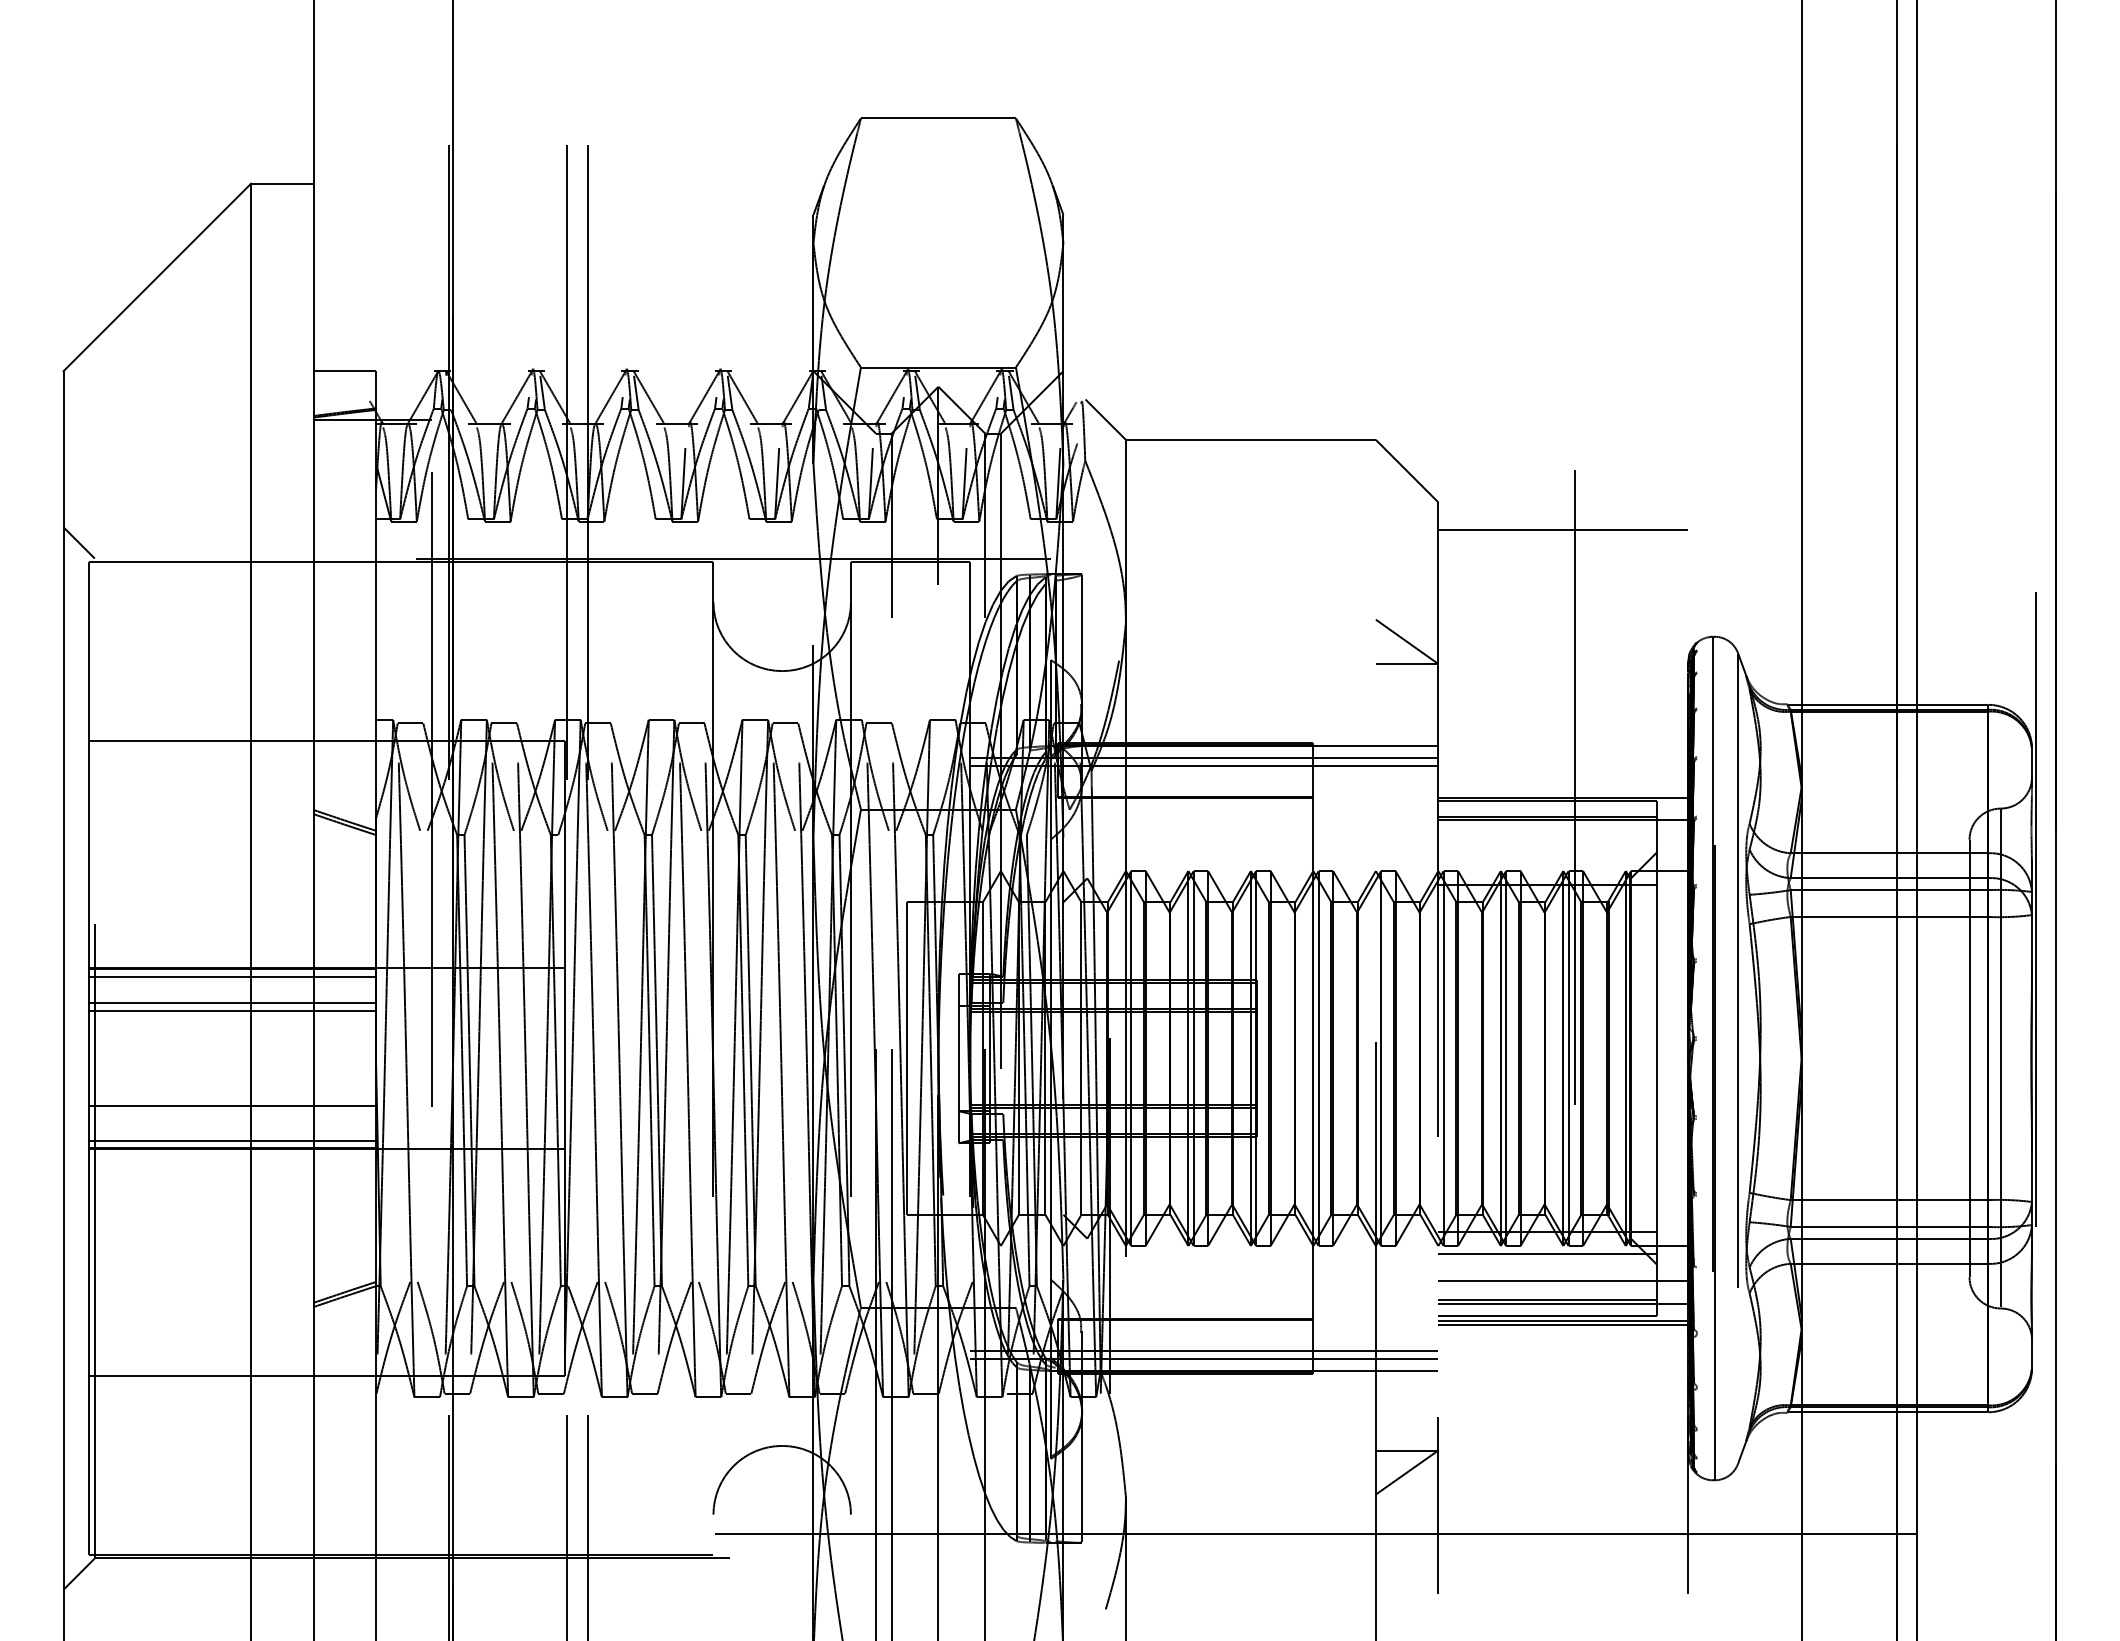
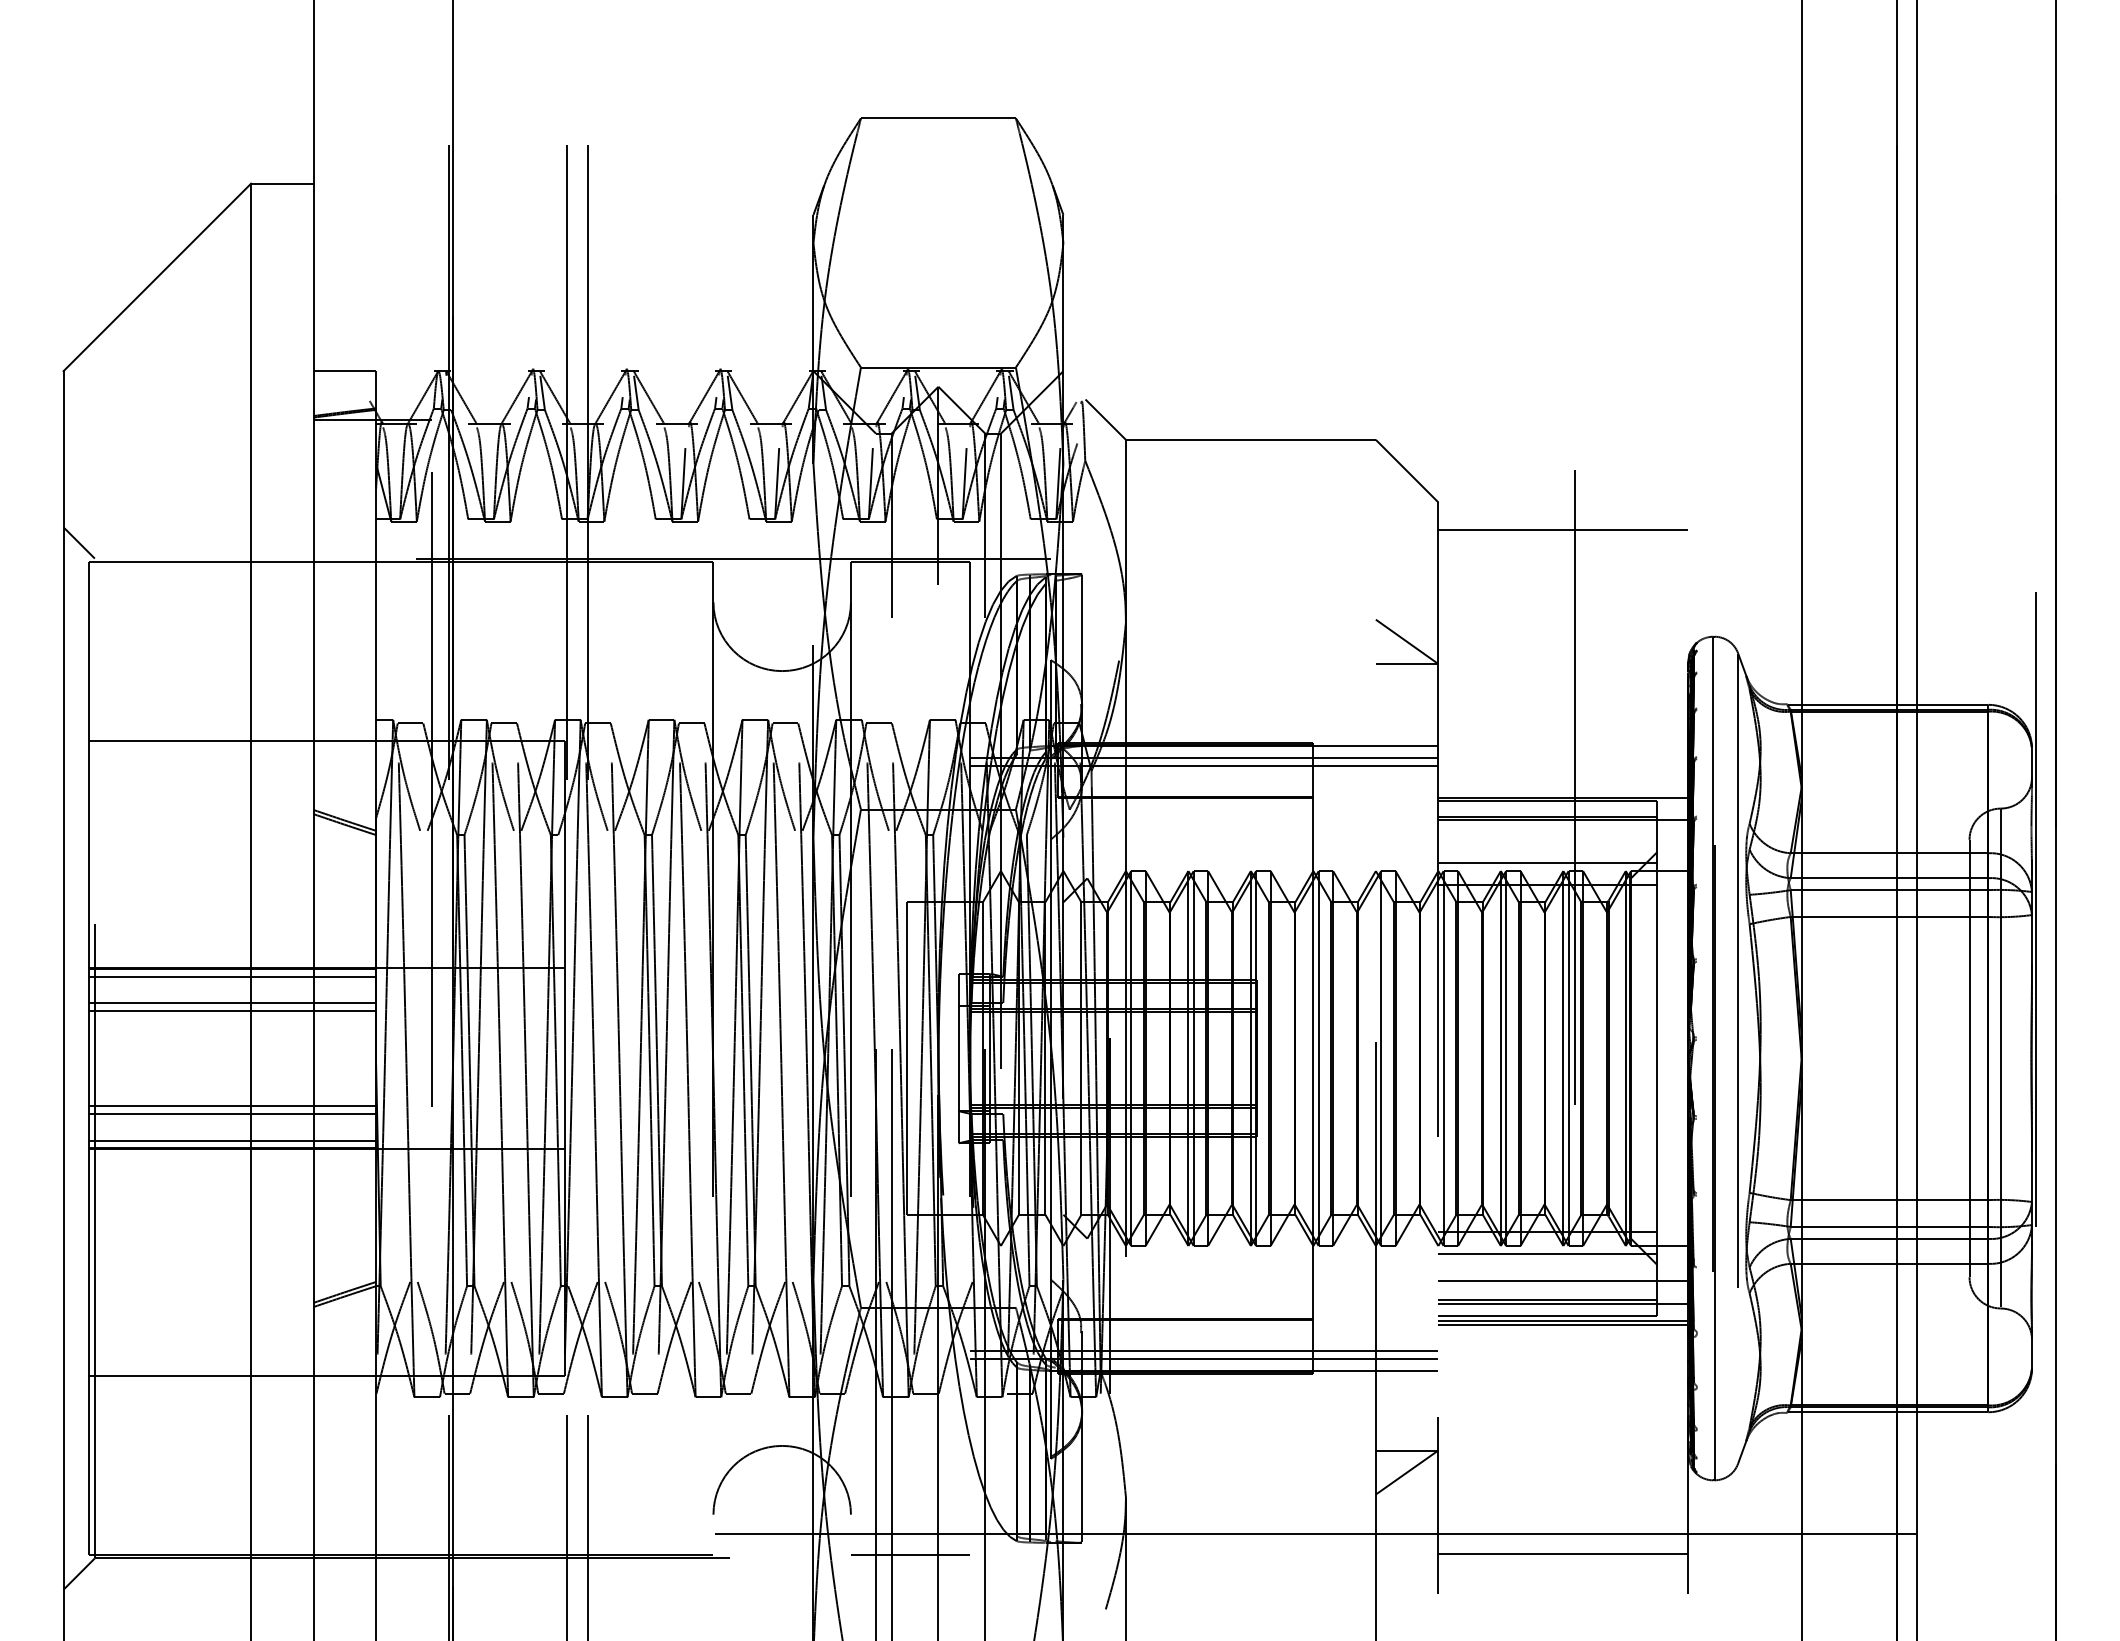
line: none -> present (1547, 863)
line: none -> present (232, 1113)
line: none -> present (1563, 1553)
line: none -> present (909, 1555)
